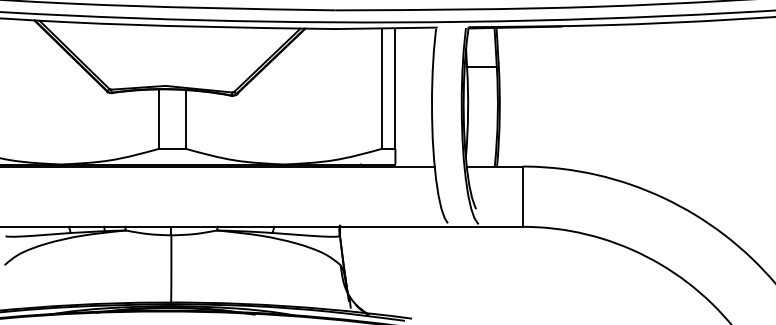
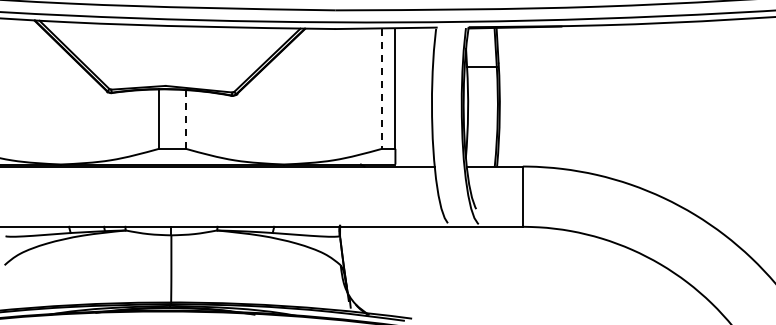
line: solid -> dashed (382, 89)
line: solid -> dashed (185, 118)
